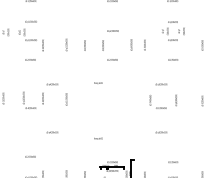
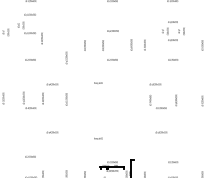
text position: (30, 35) -> (29, 28) (29, 28)
text position: (66, 44) -> (66, 57) (66, 57)
text position: (161, 84) -> (155, 84) (155, 84)
